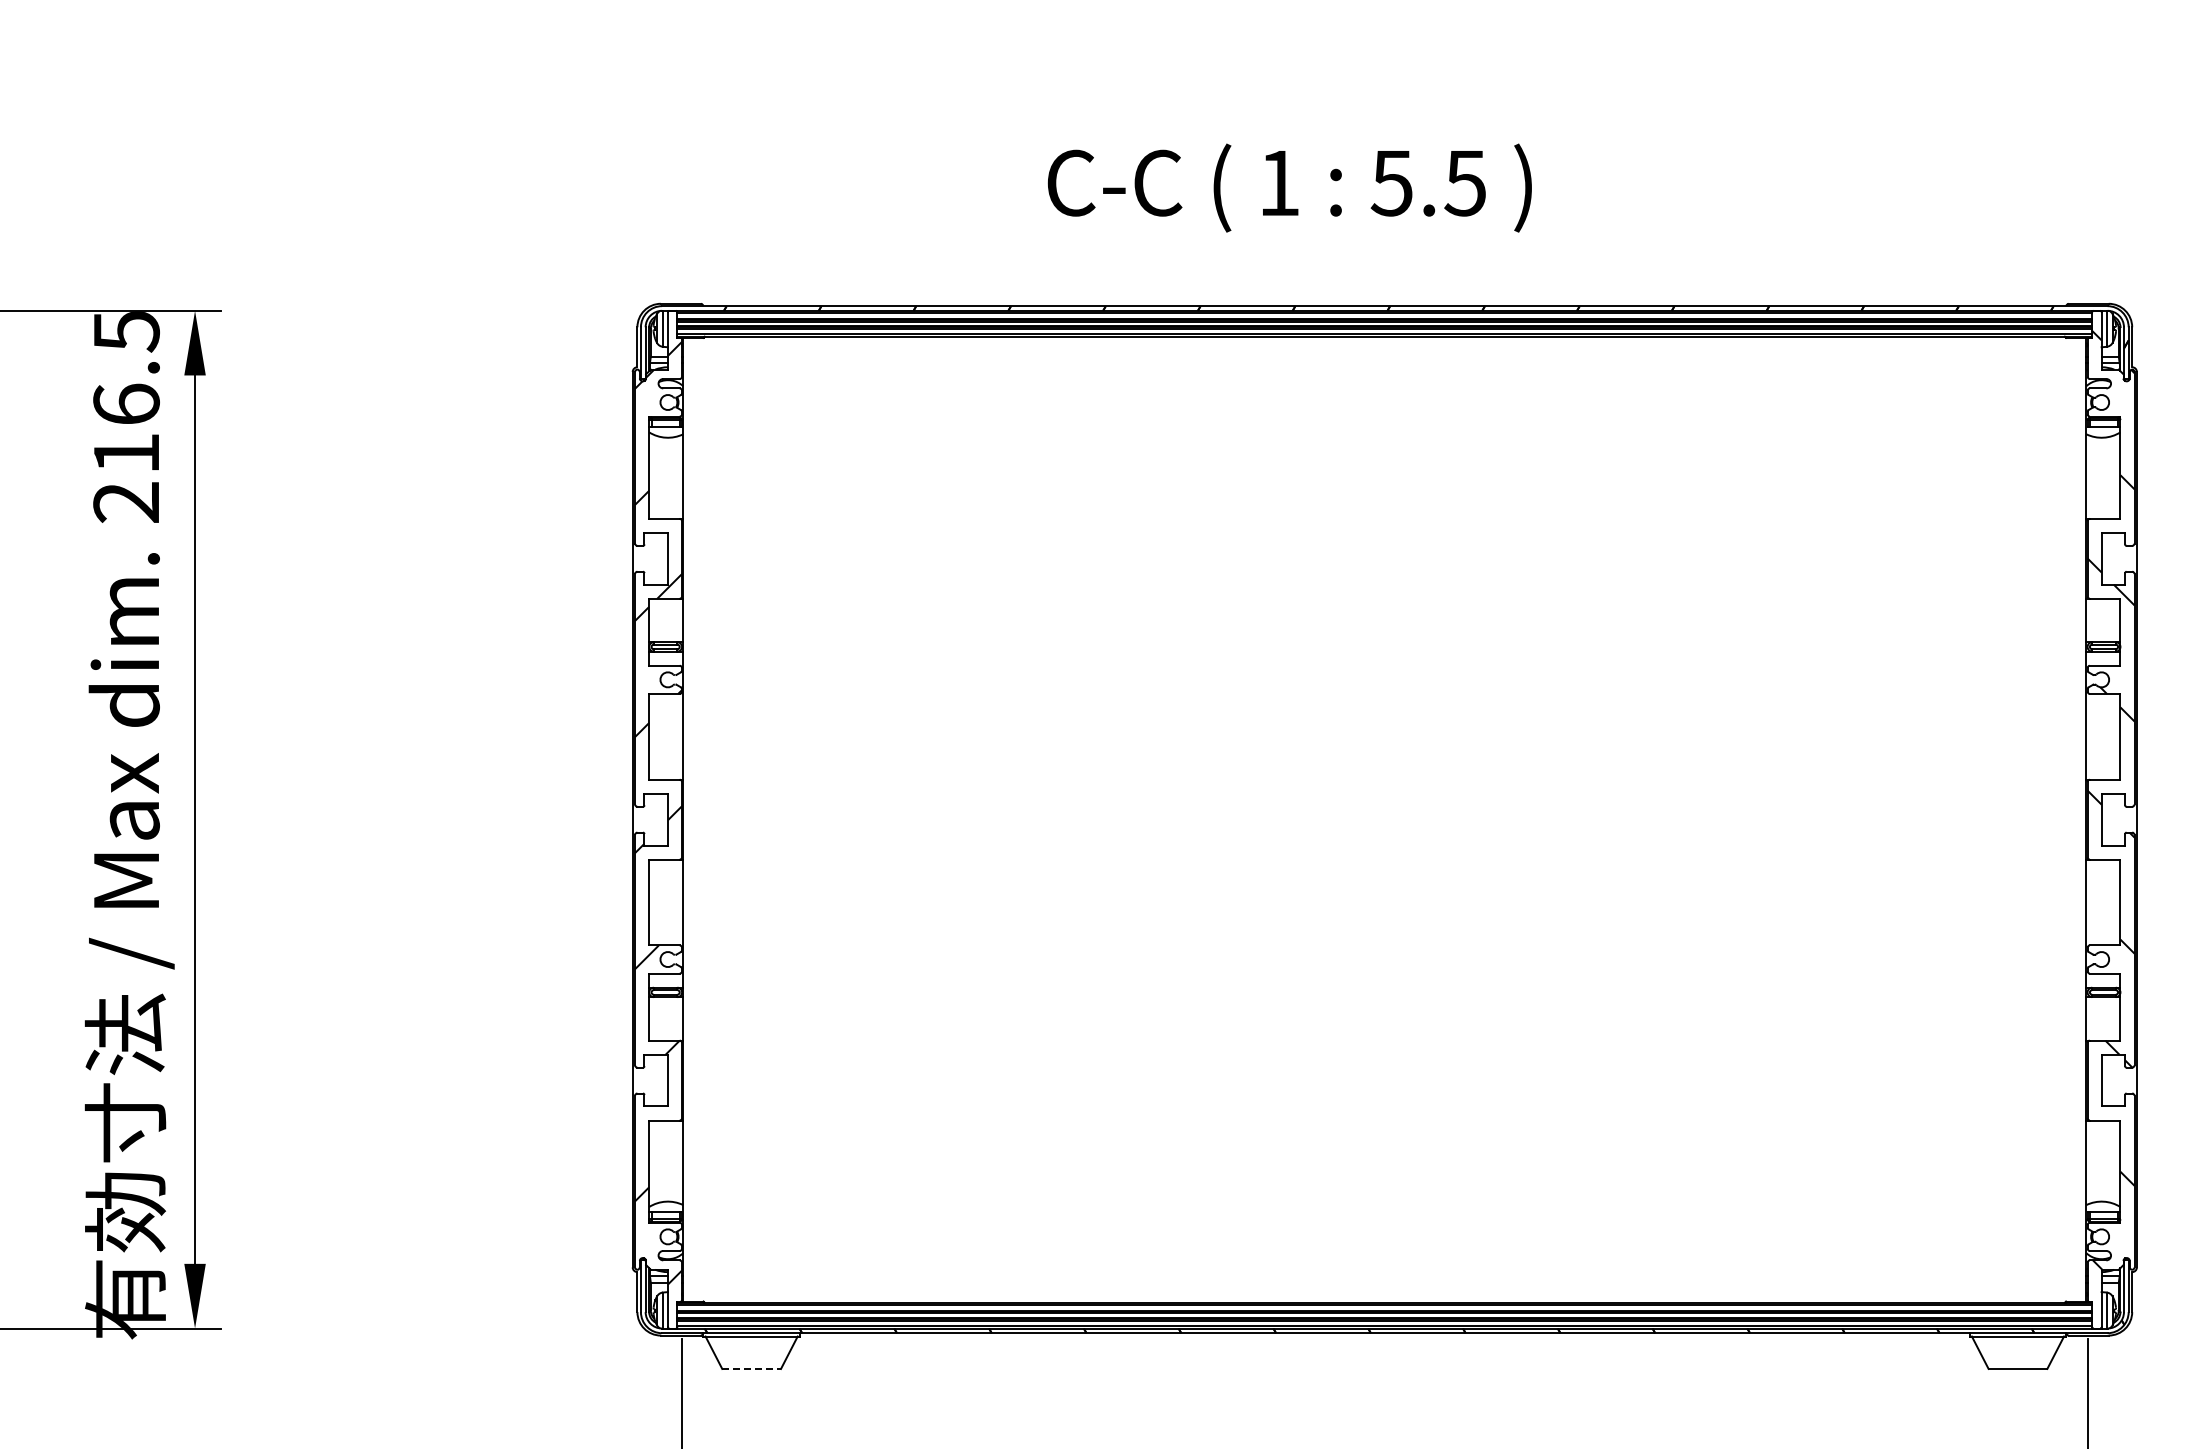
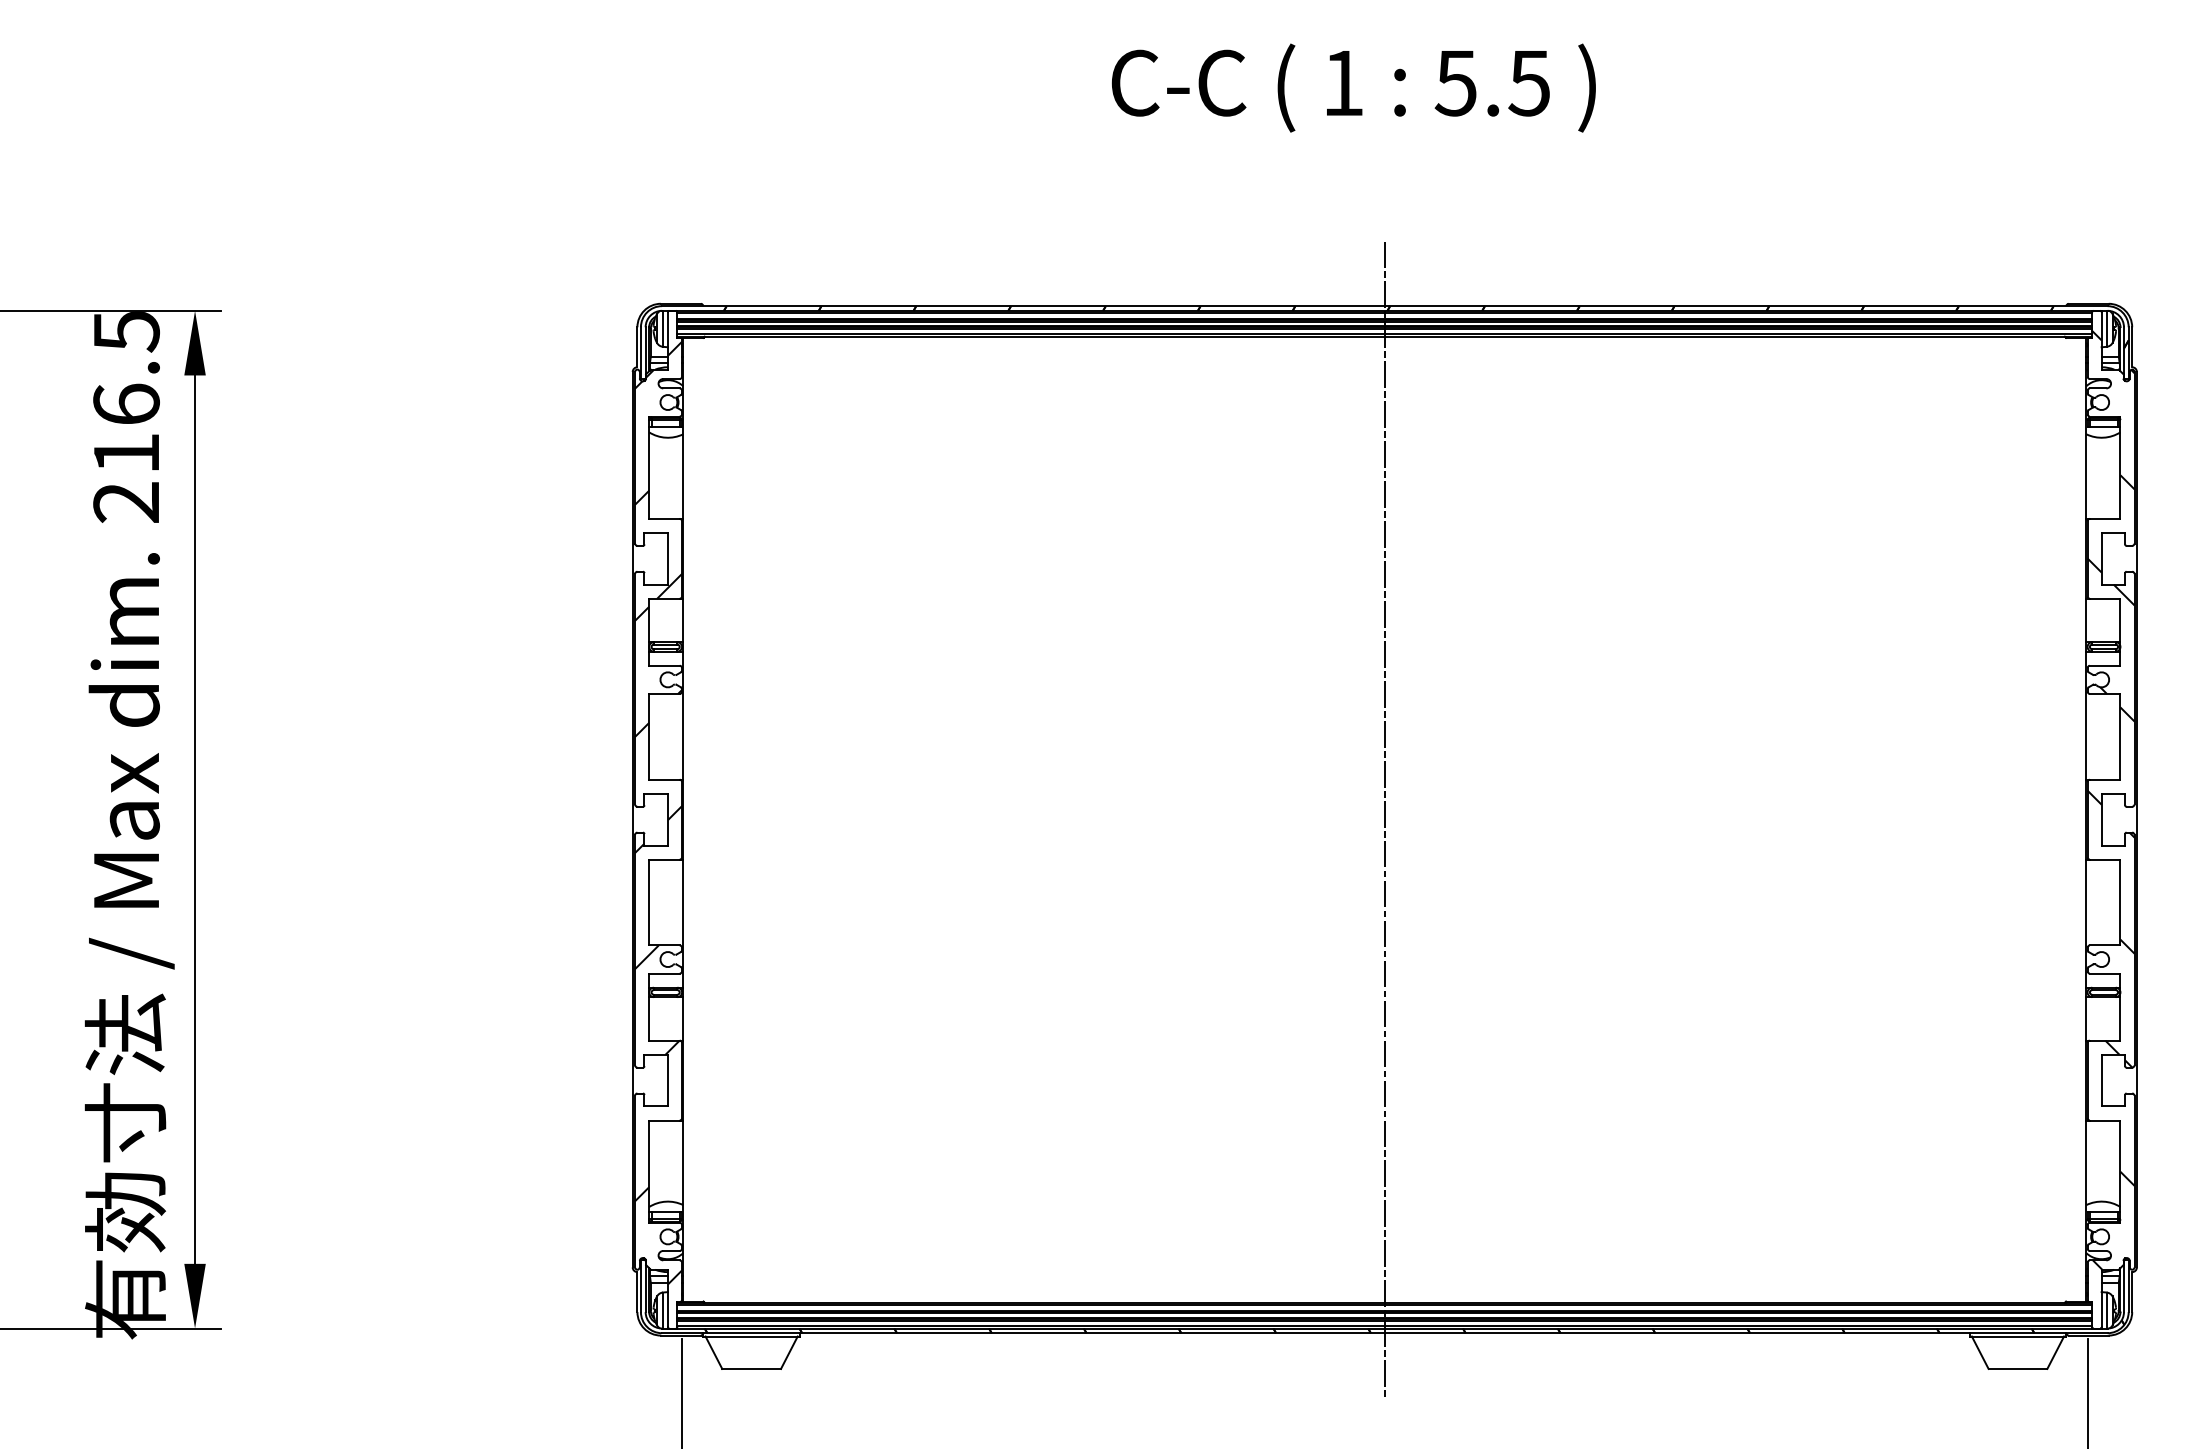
text position: (1289, 187) -> (1353, 87) (1353, 87)
line: none -> present (1384, 819)
line: dashed -> solid (752, 1368)
